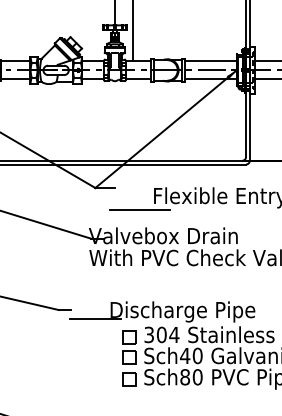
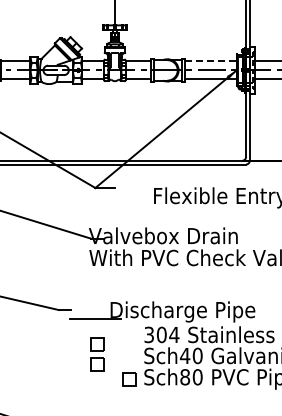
line: present -> none (132, 31)
line: solid -> dashed (210, 61)
line: present -> none (140, 210)
part position: (129, 347) -> (97, 354) (97, 354)
